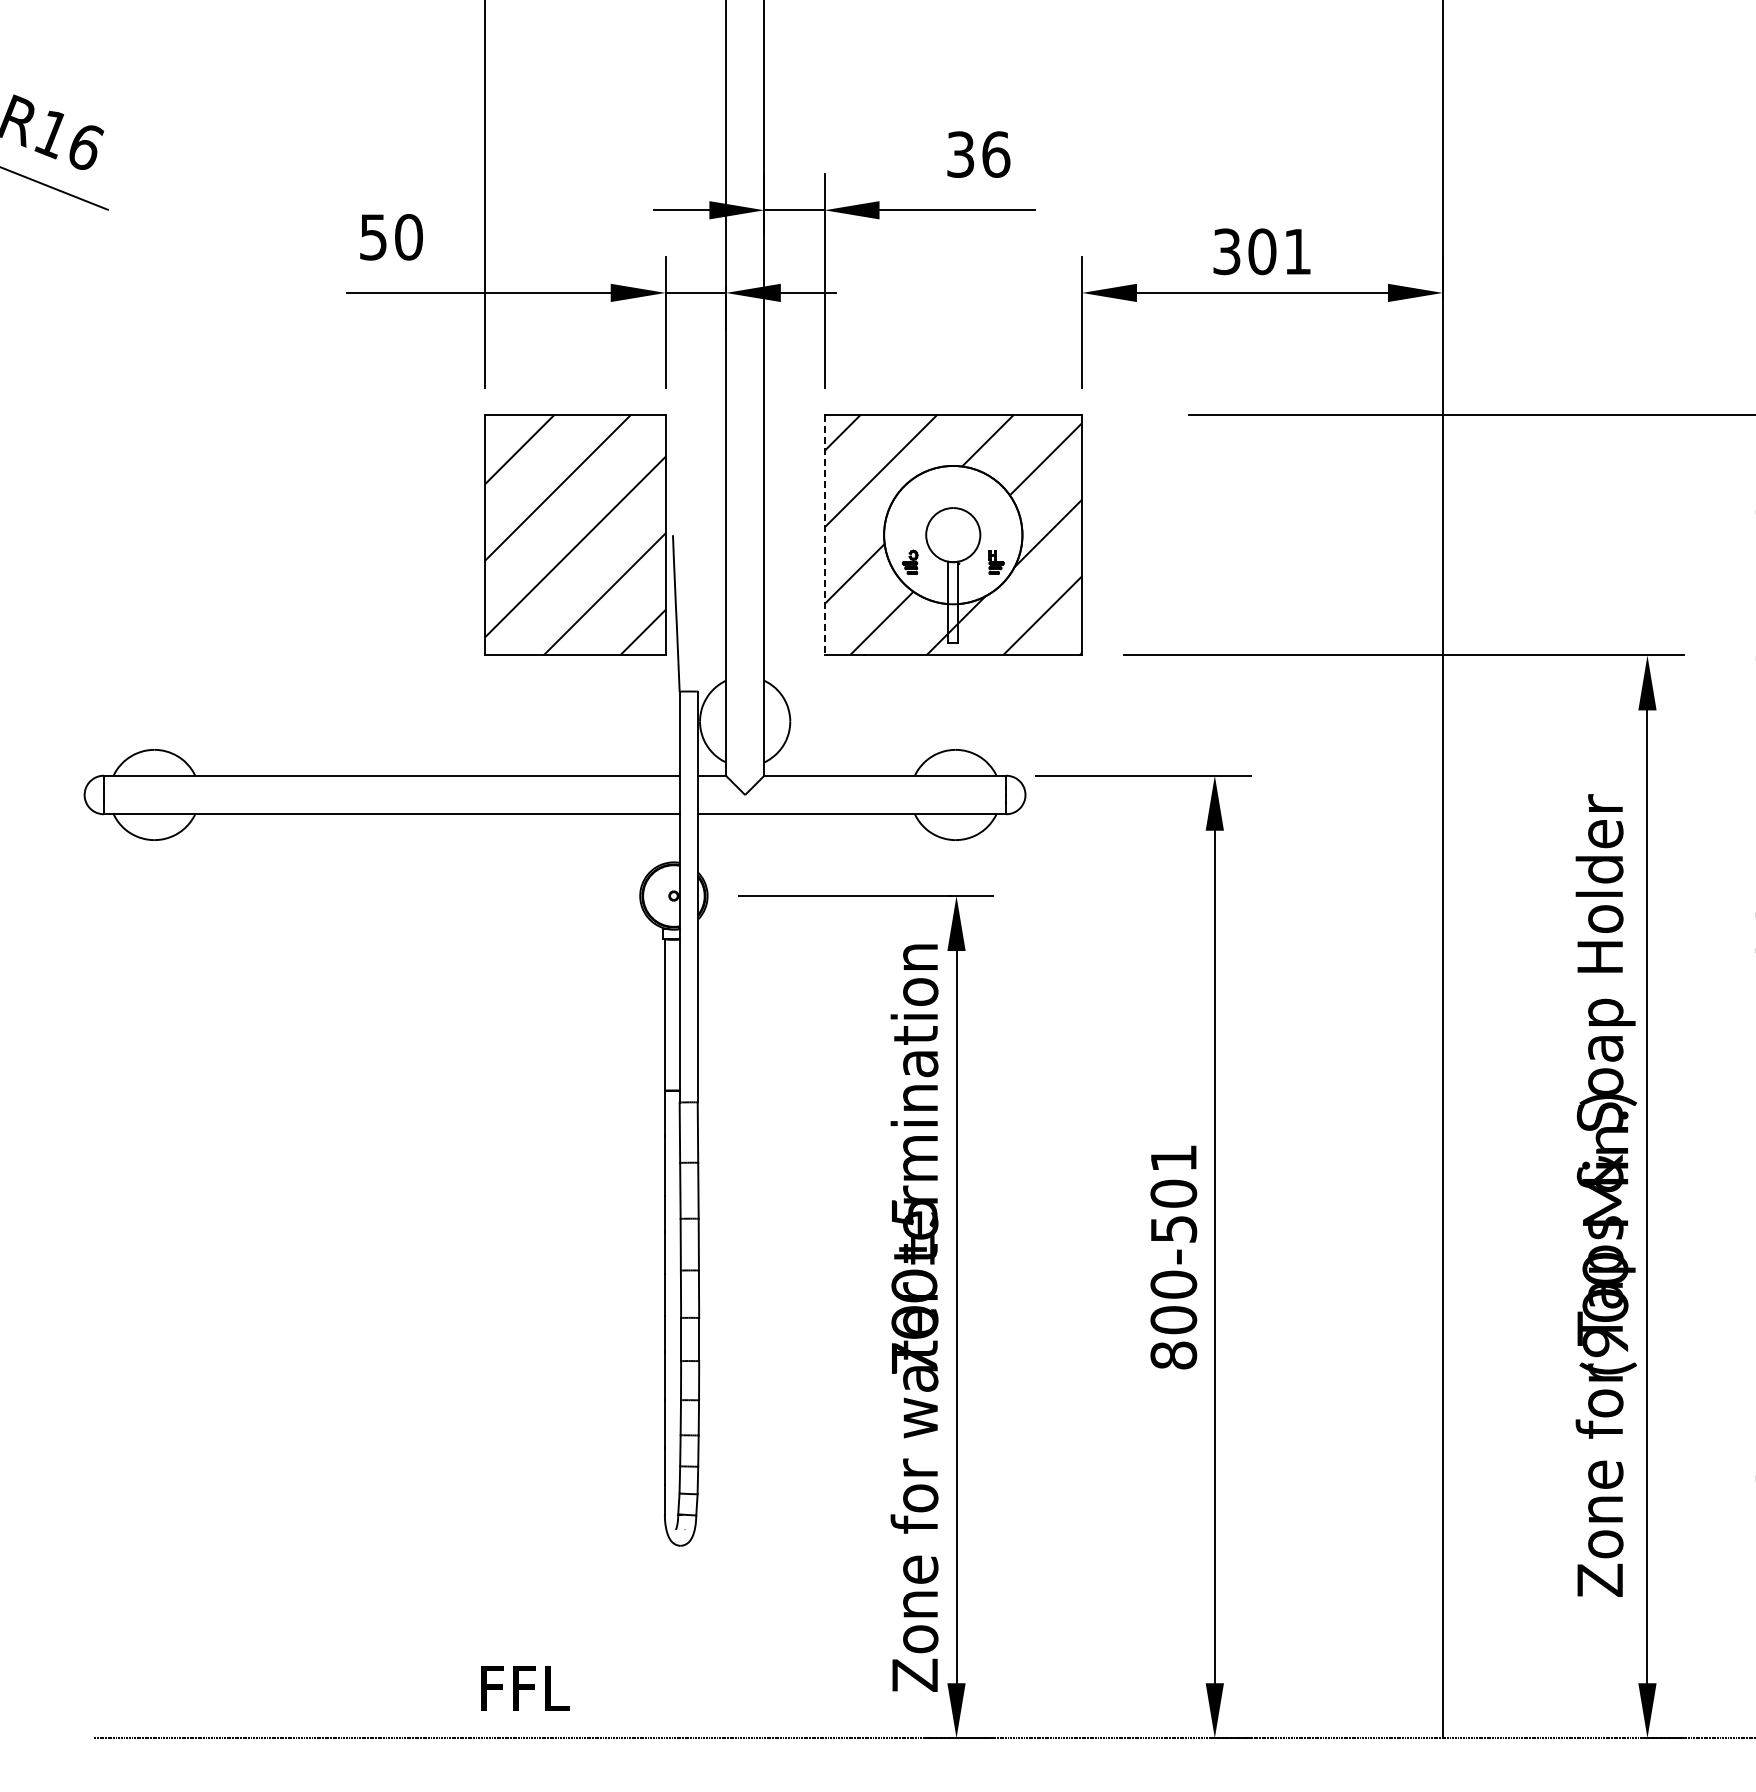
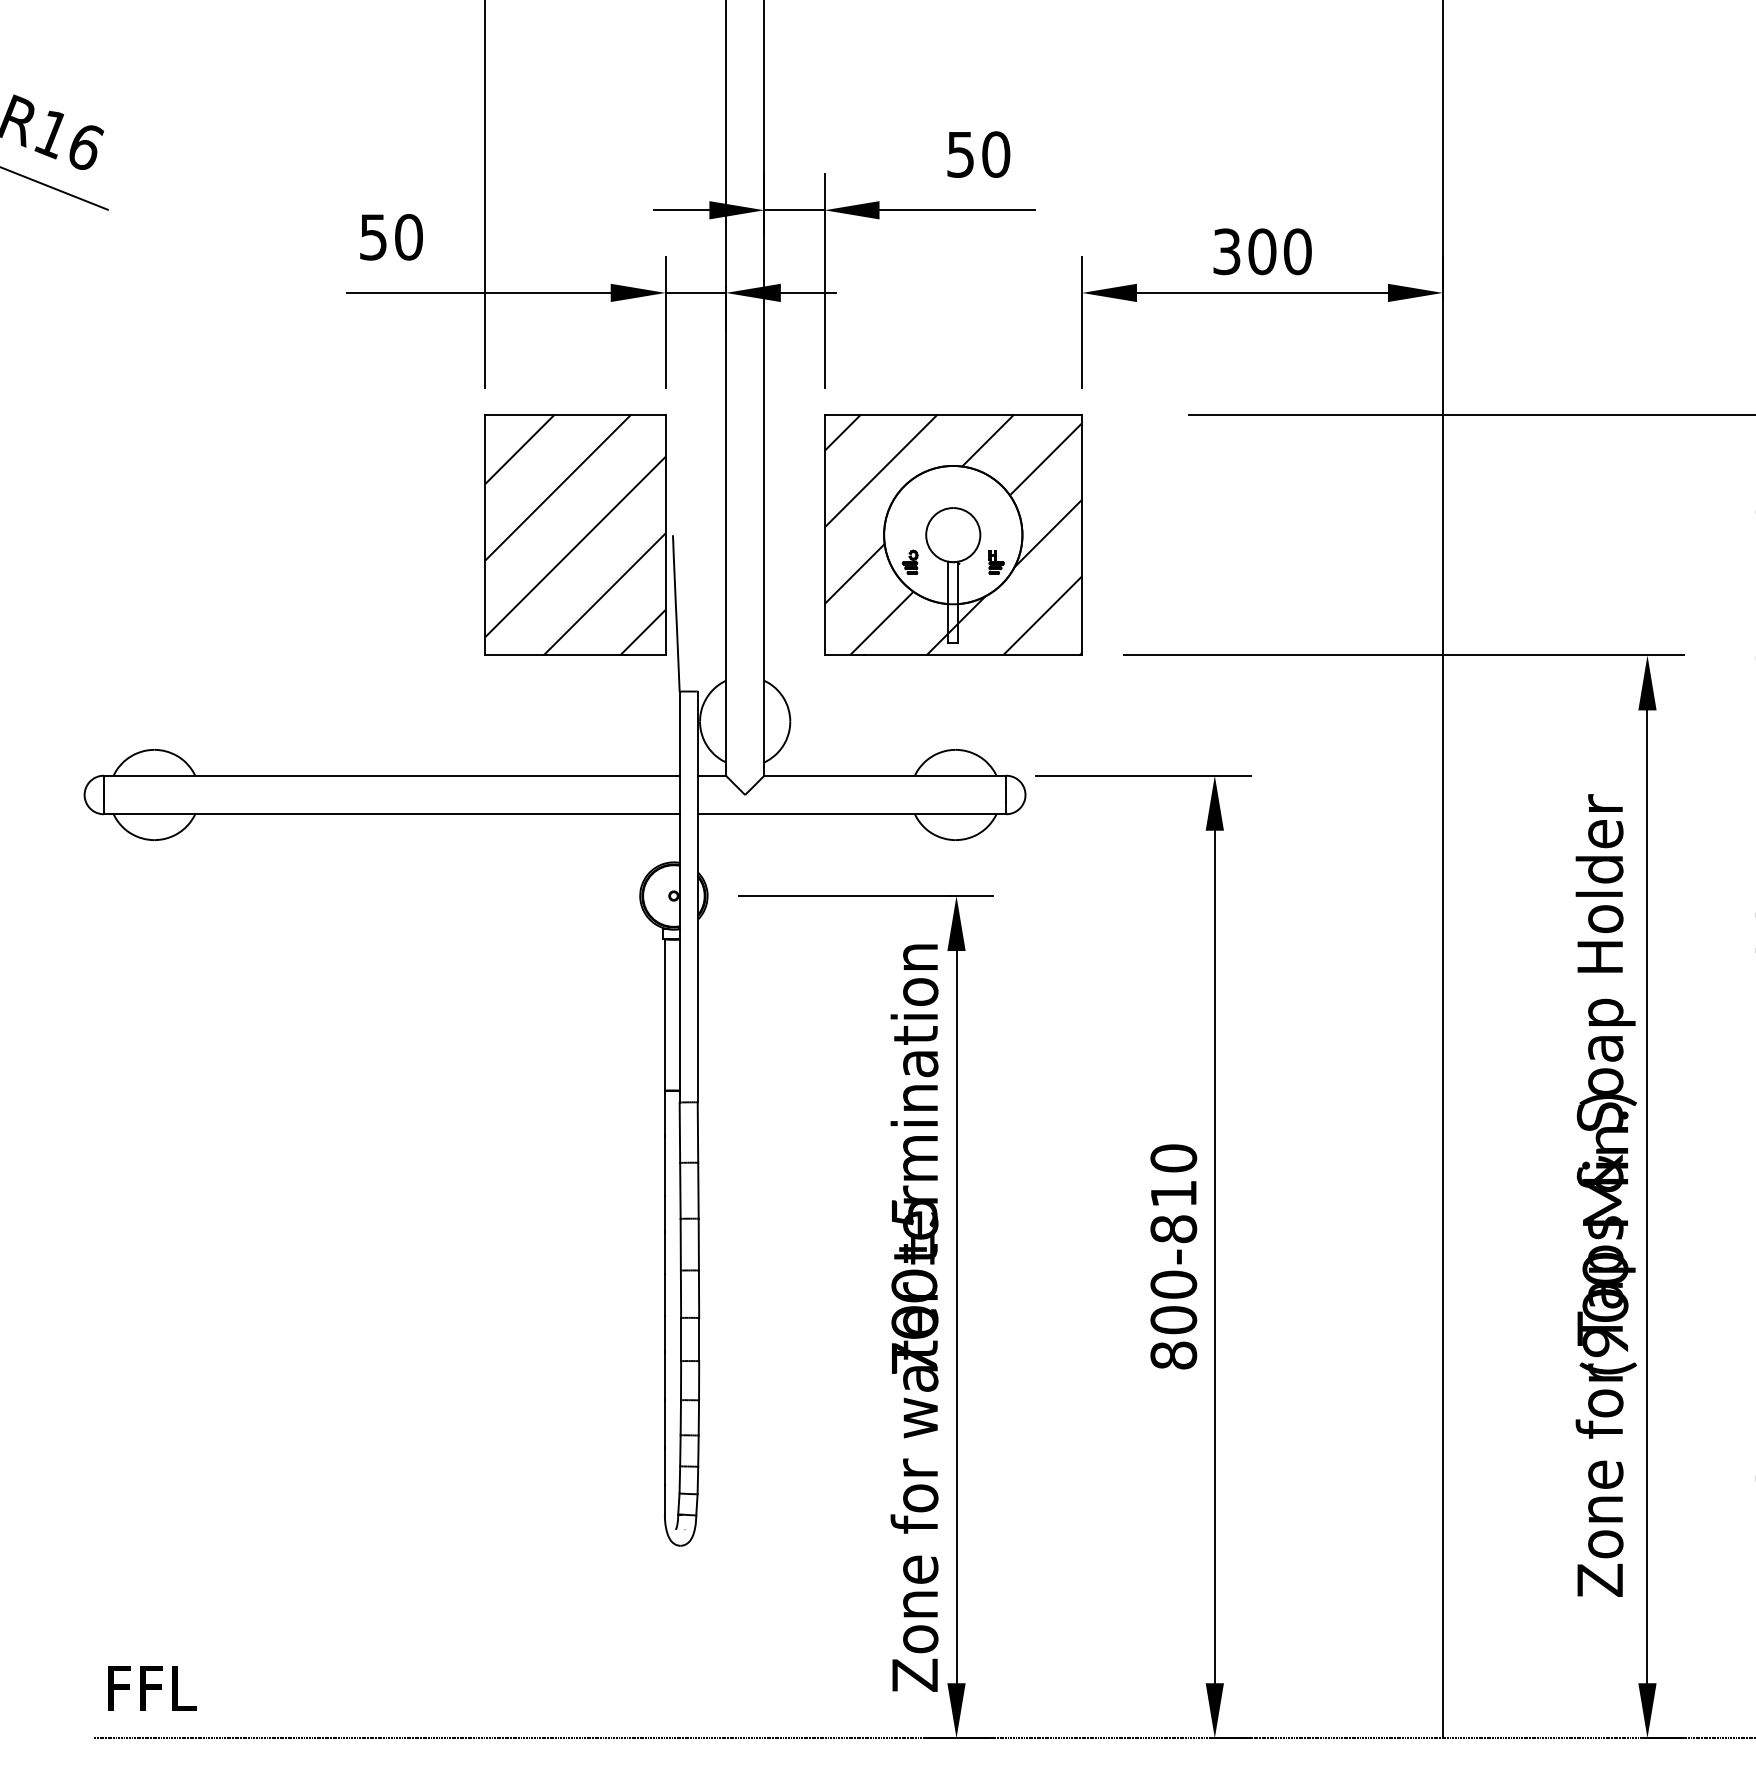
text: 36 -> 50 (978, 154)
text: 301 -> 300 (1297, 251)
line: dashed -> solid (824, 535)
text: 800-501 -> 800-810 (1173, 1193)
text position: (525, 1688) -> (152, 1688) (152, 1688)
